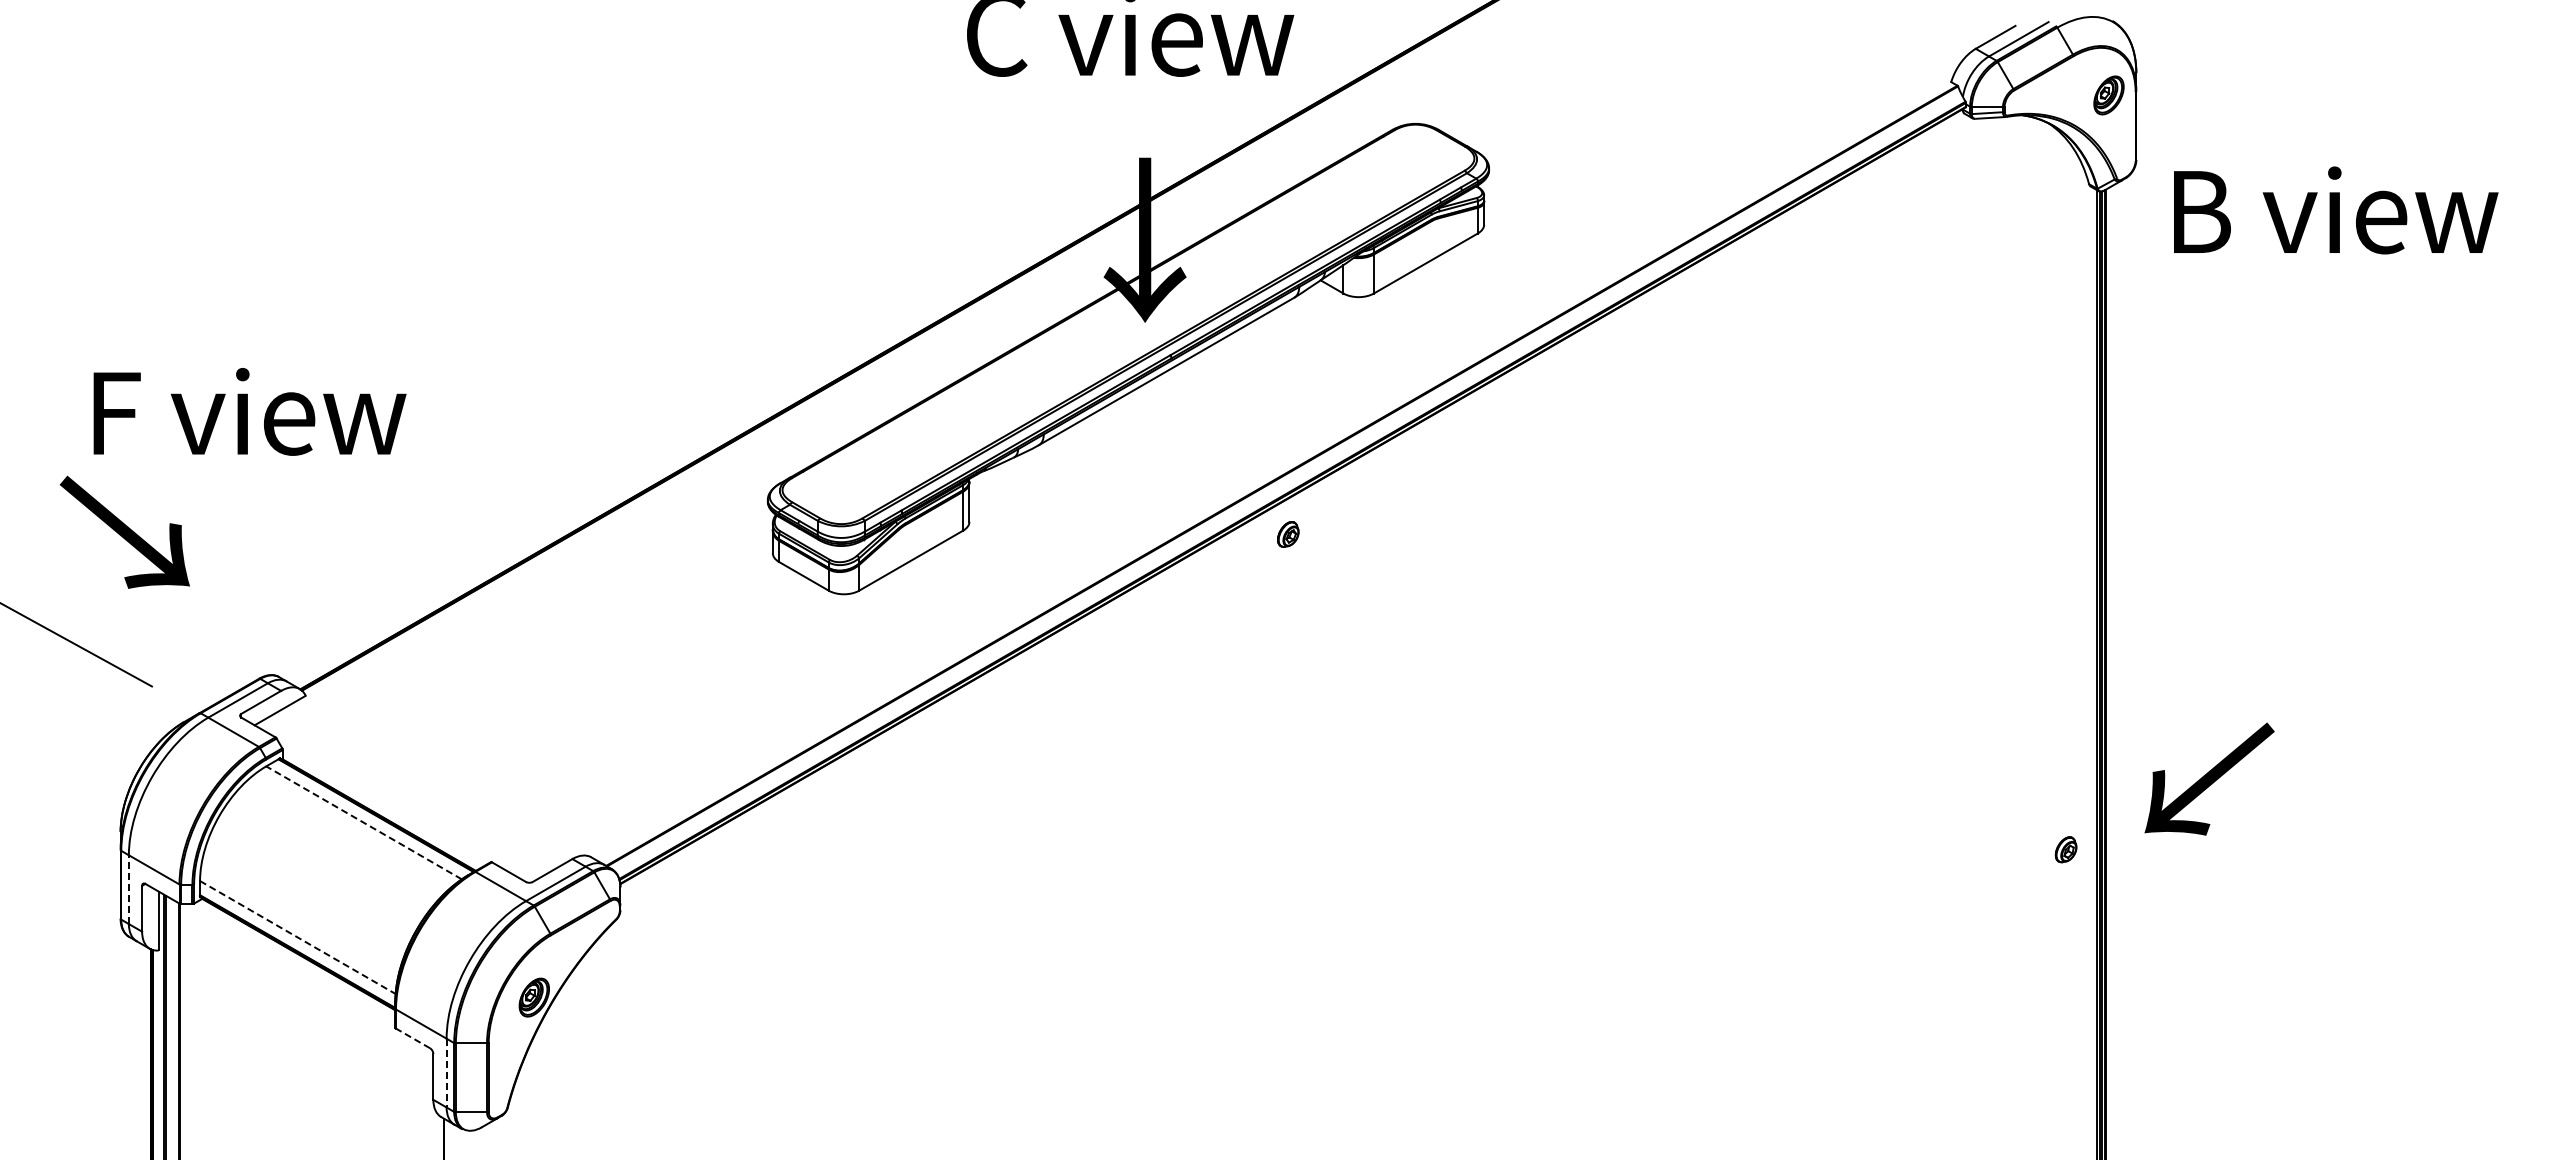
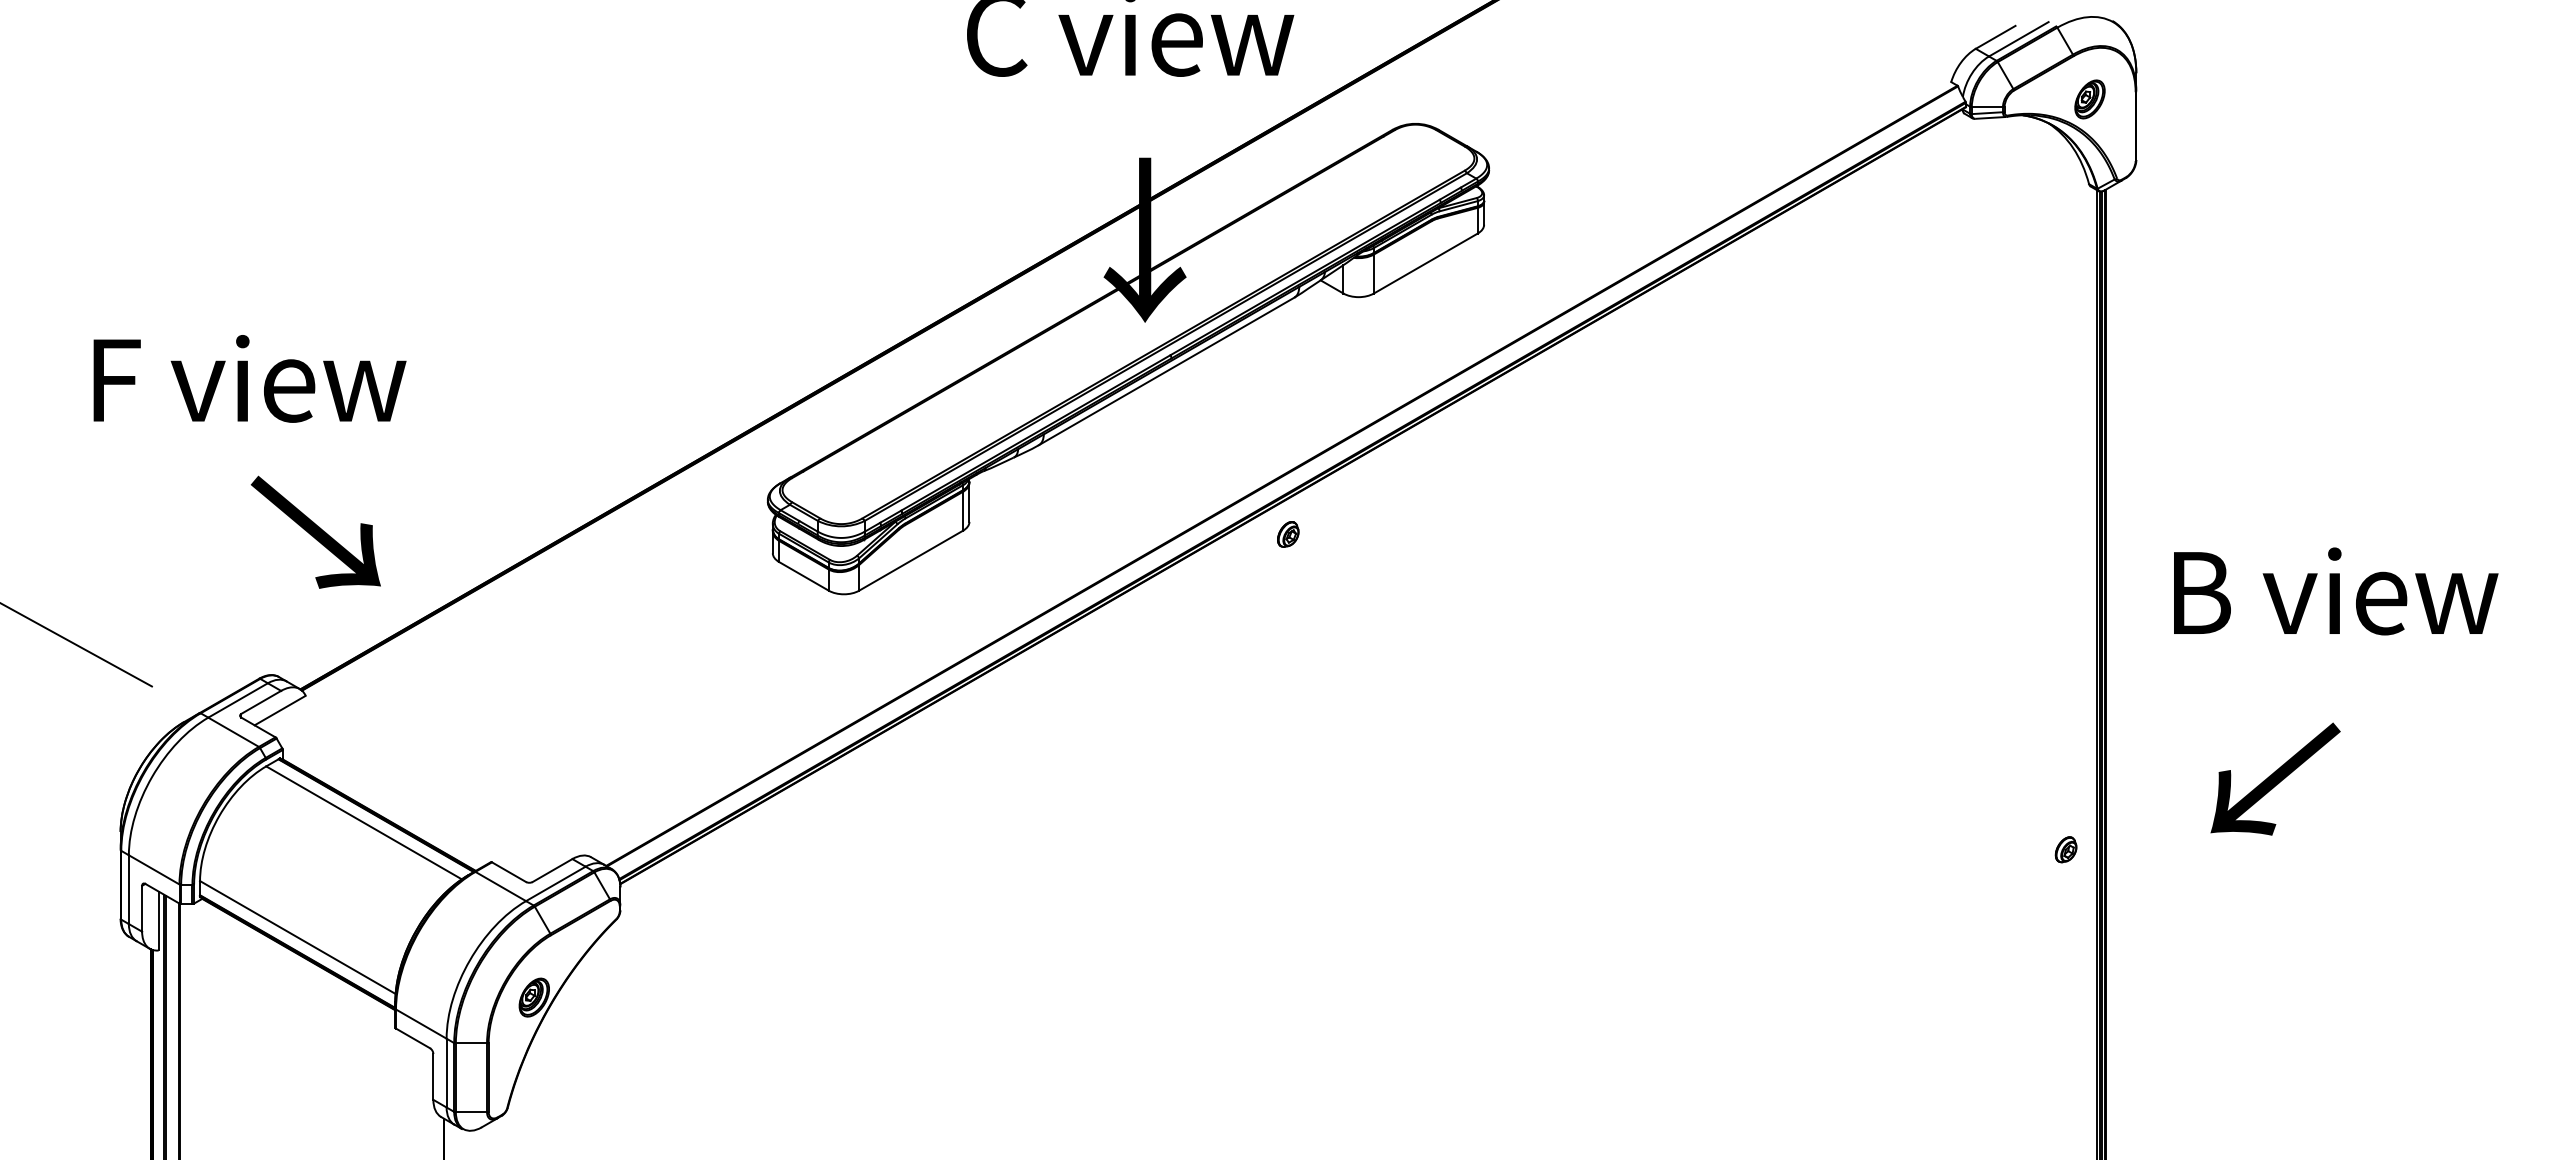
part position: (2108, 95) -> (2089, 99) (2089, 99)
text position: (2336, 210) -> (2336, 591) (2336, 591)
text position: (249, 411) -> (249, 378) (249, 378)
text position: (124, 531) -> (315, 531) (315, 531)
text position: (2209, 778) -> (2275, 778) (2275, 778)
line: dashed -> solid (364, 822)
line: dashed -> solid (128, 889)
line: dashed -> solid (297, 937)
line: dashed -> solid (413, 1038)
line: dashed -> solid (446, 1073)
